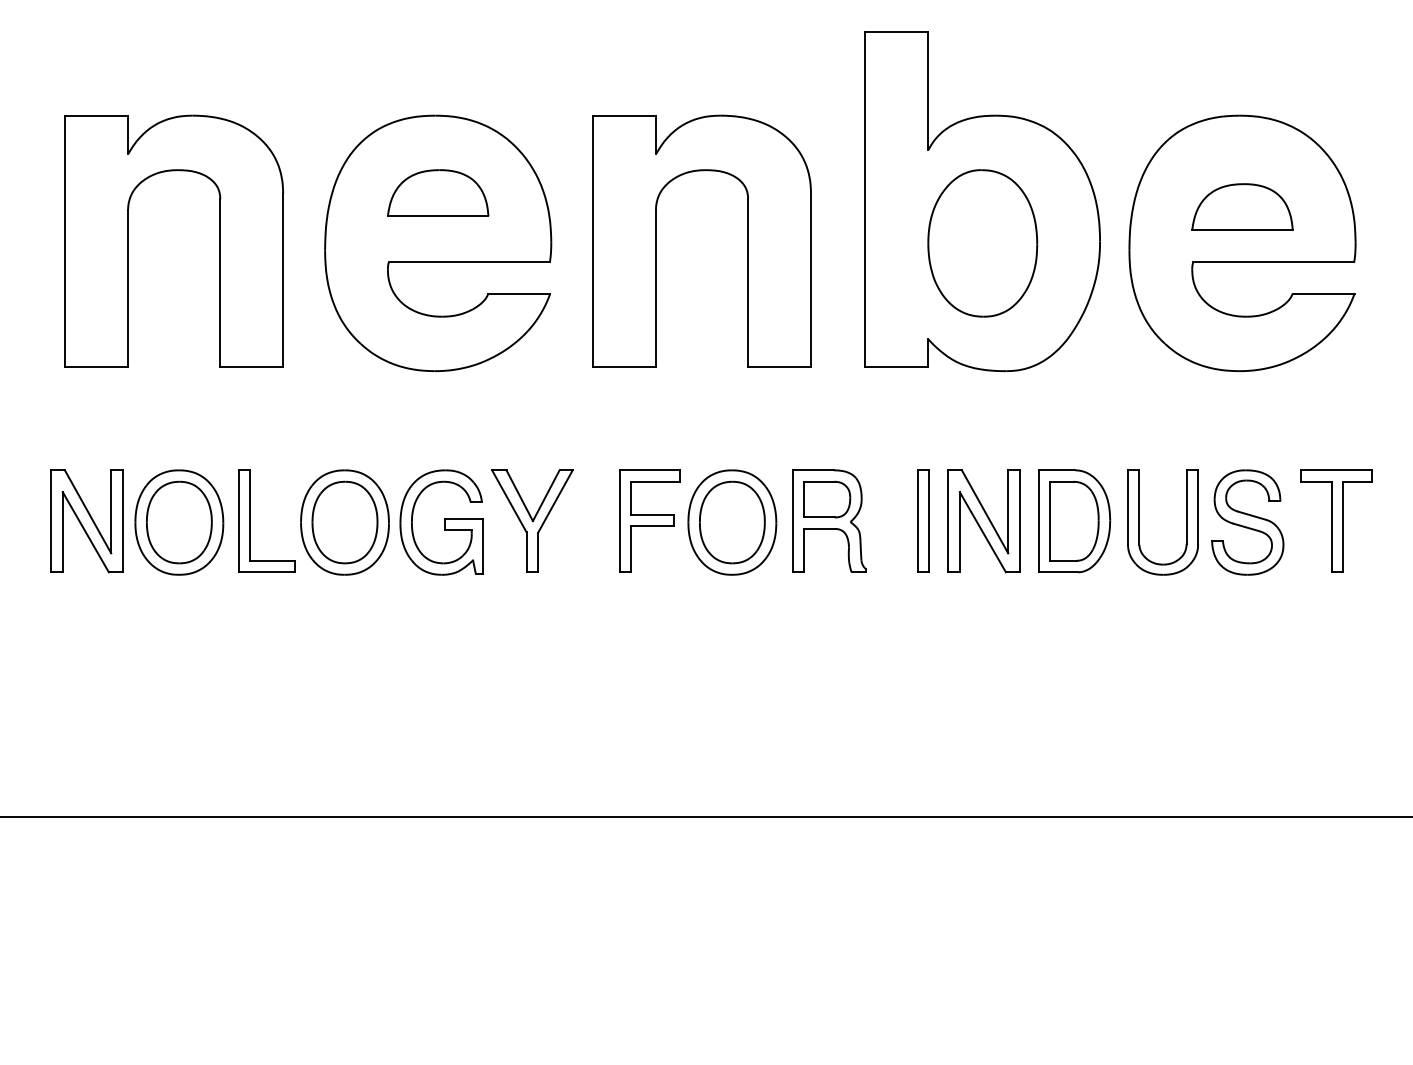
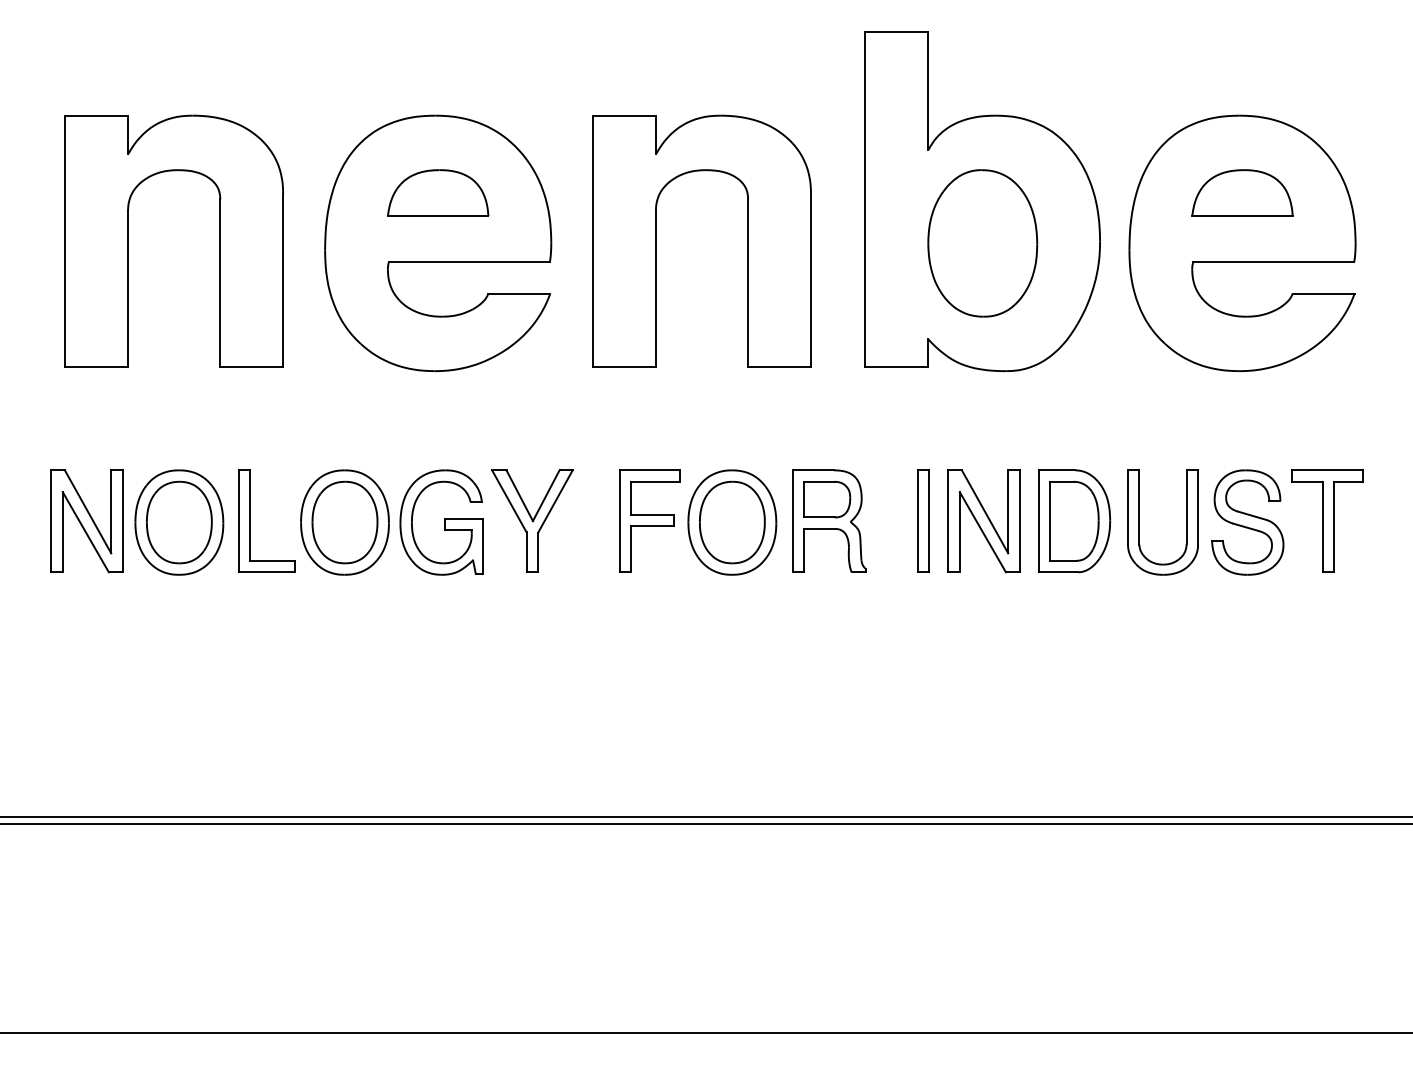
part position: (1242, 206) -> (1242, 192) (1242, 192)
part position: (1336, 520) -> (1327, 520) (1327, 520)
line: none -> present (705, 823)
line: none -> present (705, 1033)
